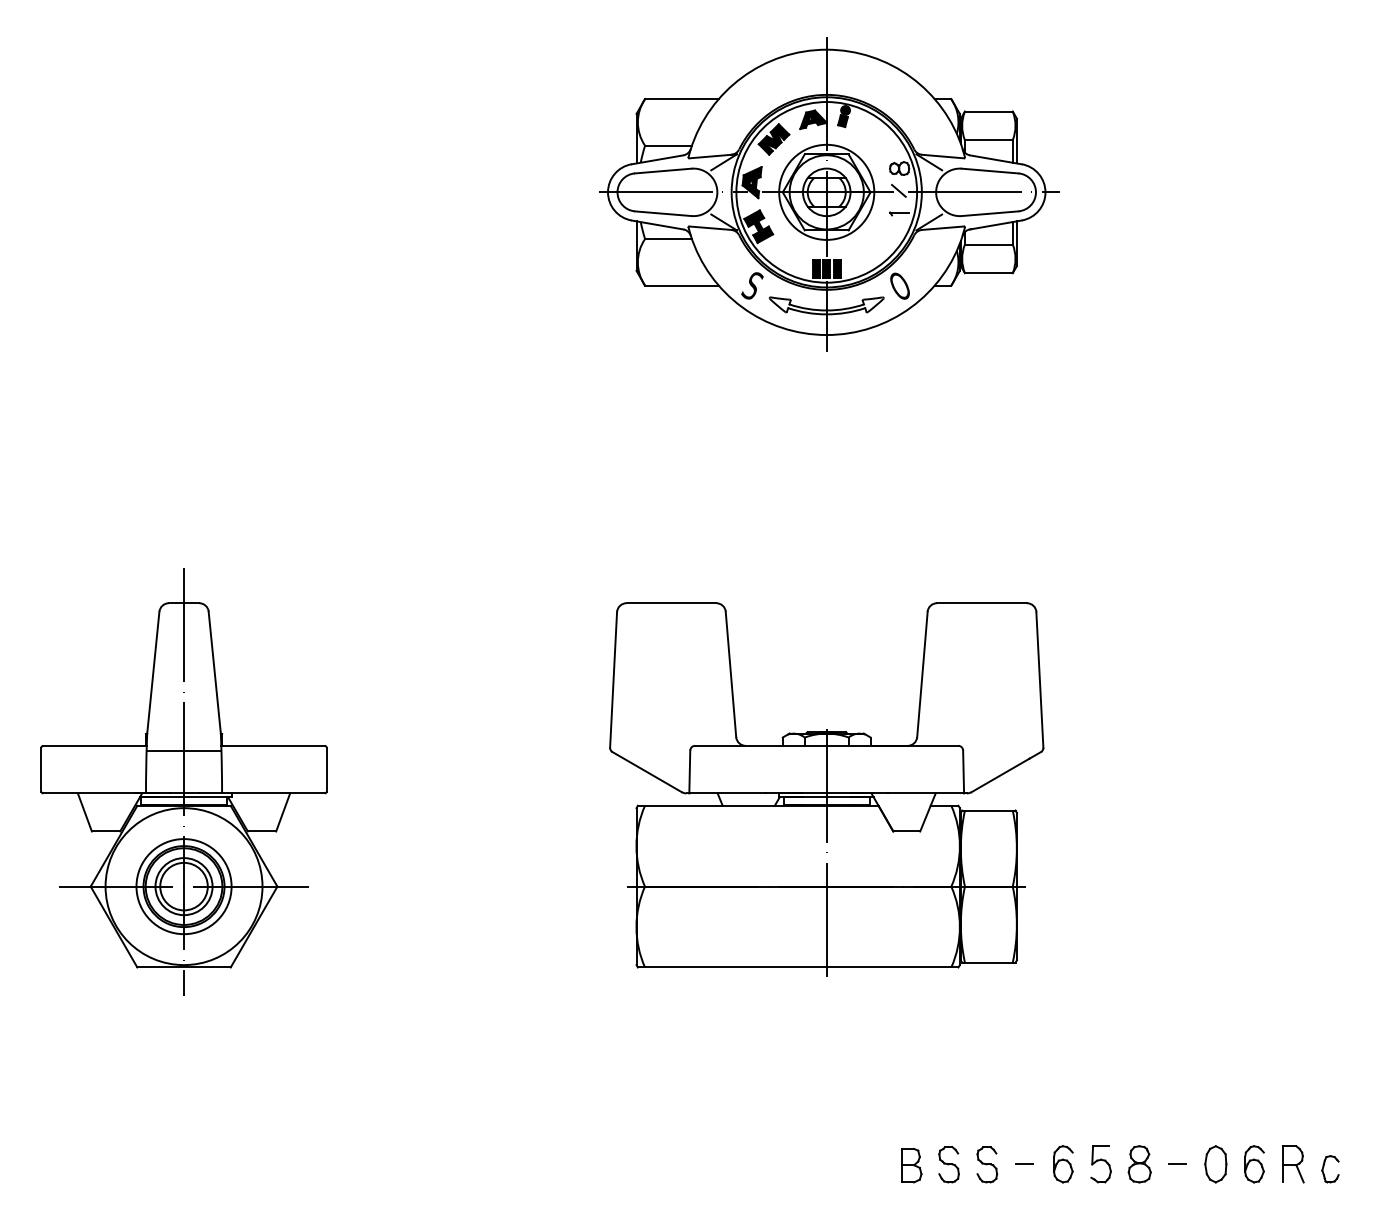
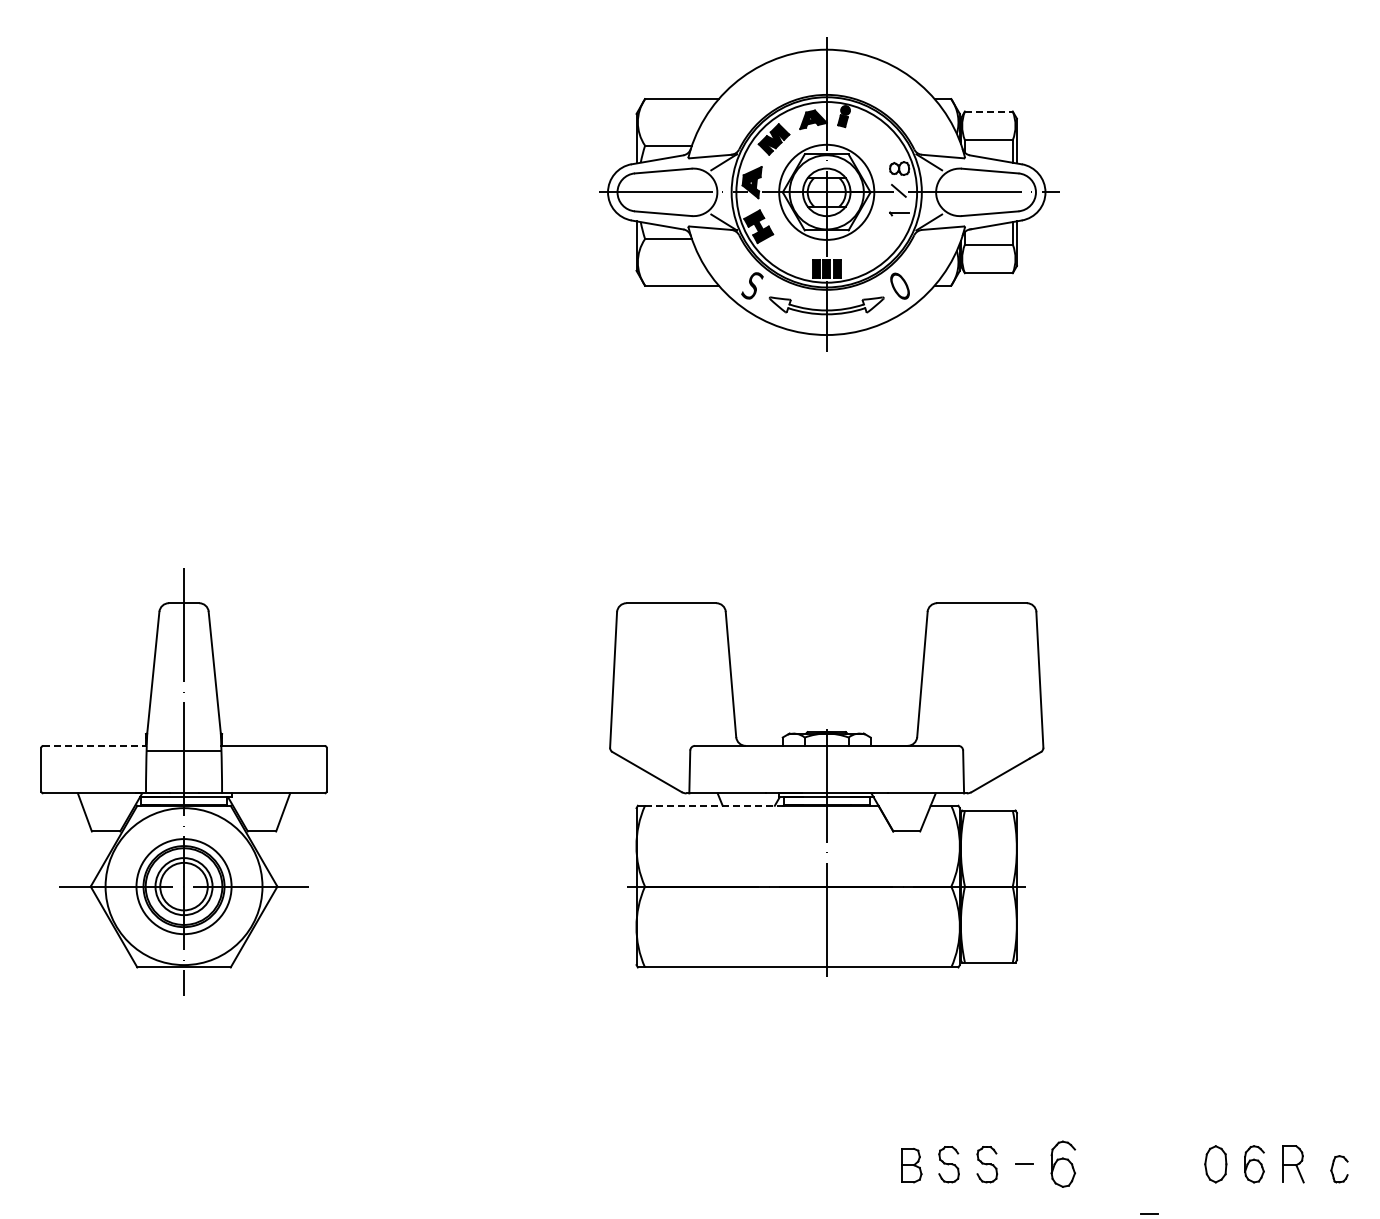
line: solid -> dashed (988, 111)
line: solid -> dashed (95, 745)
line: solid -> dashed (714, 805)
line position: (1177, 1163) -> (1149, 1213) (1149, 1213)
part size: 21x39 px -> 27x48 px (1063, 1163)
part: present -> none (1100, 1164)
part: present -> none (1139, 1164)
part position: (1324, 1167) -> (1333, 1167) (1333, 1167)
